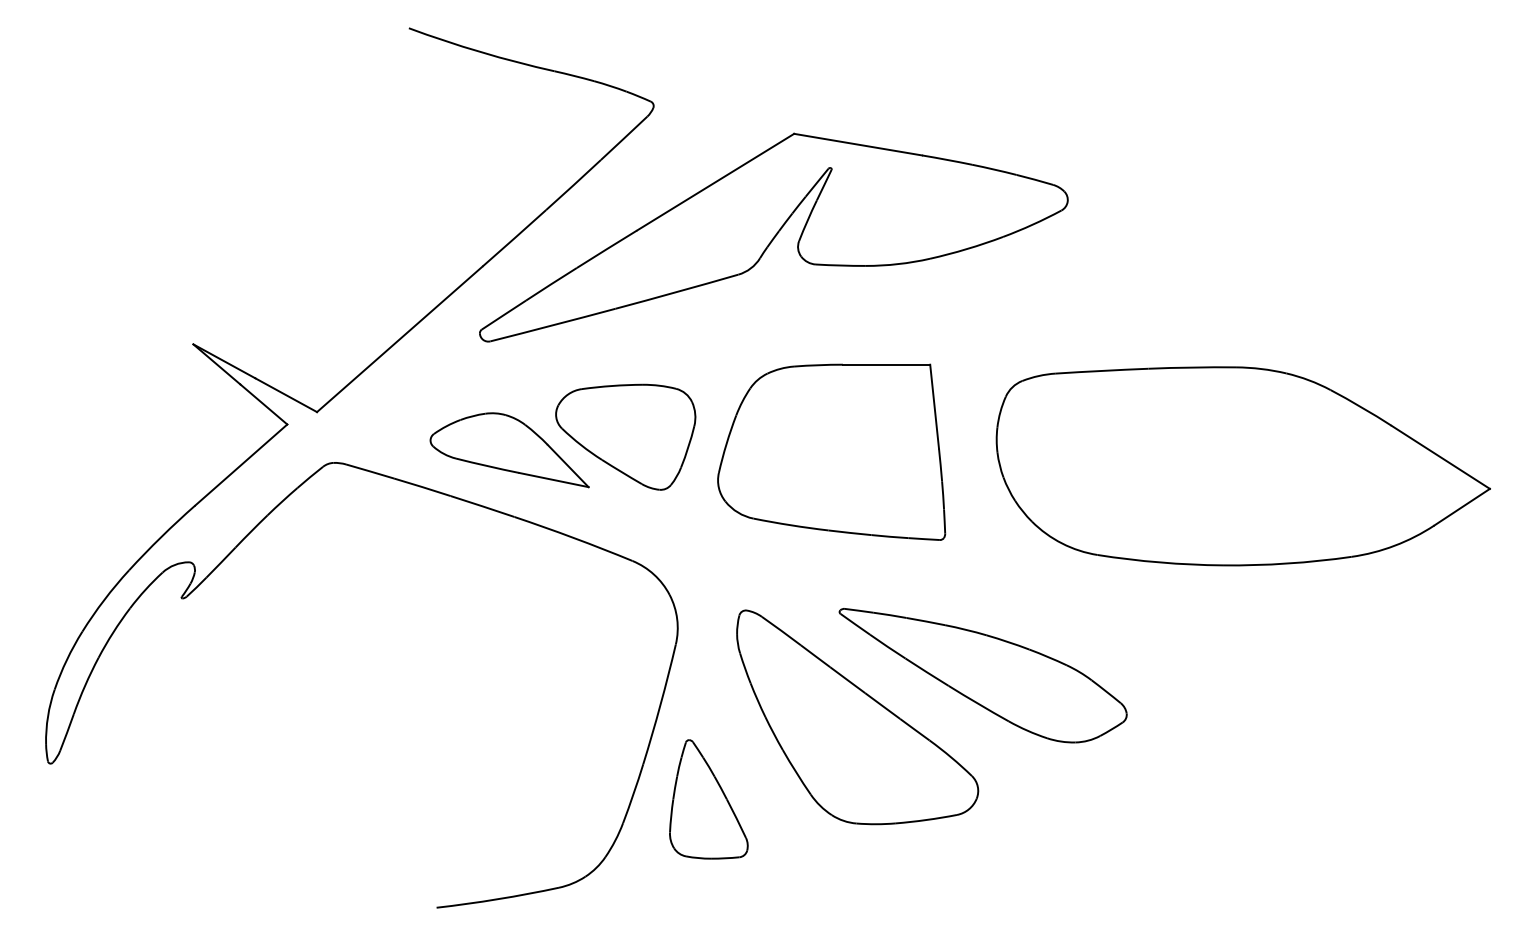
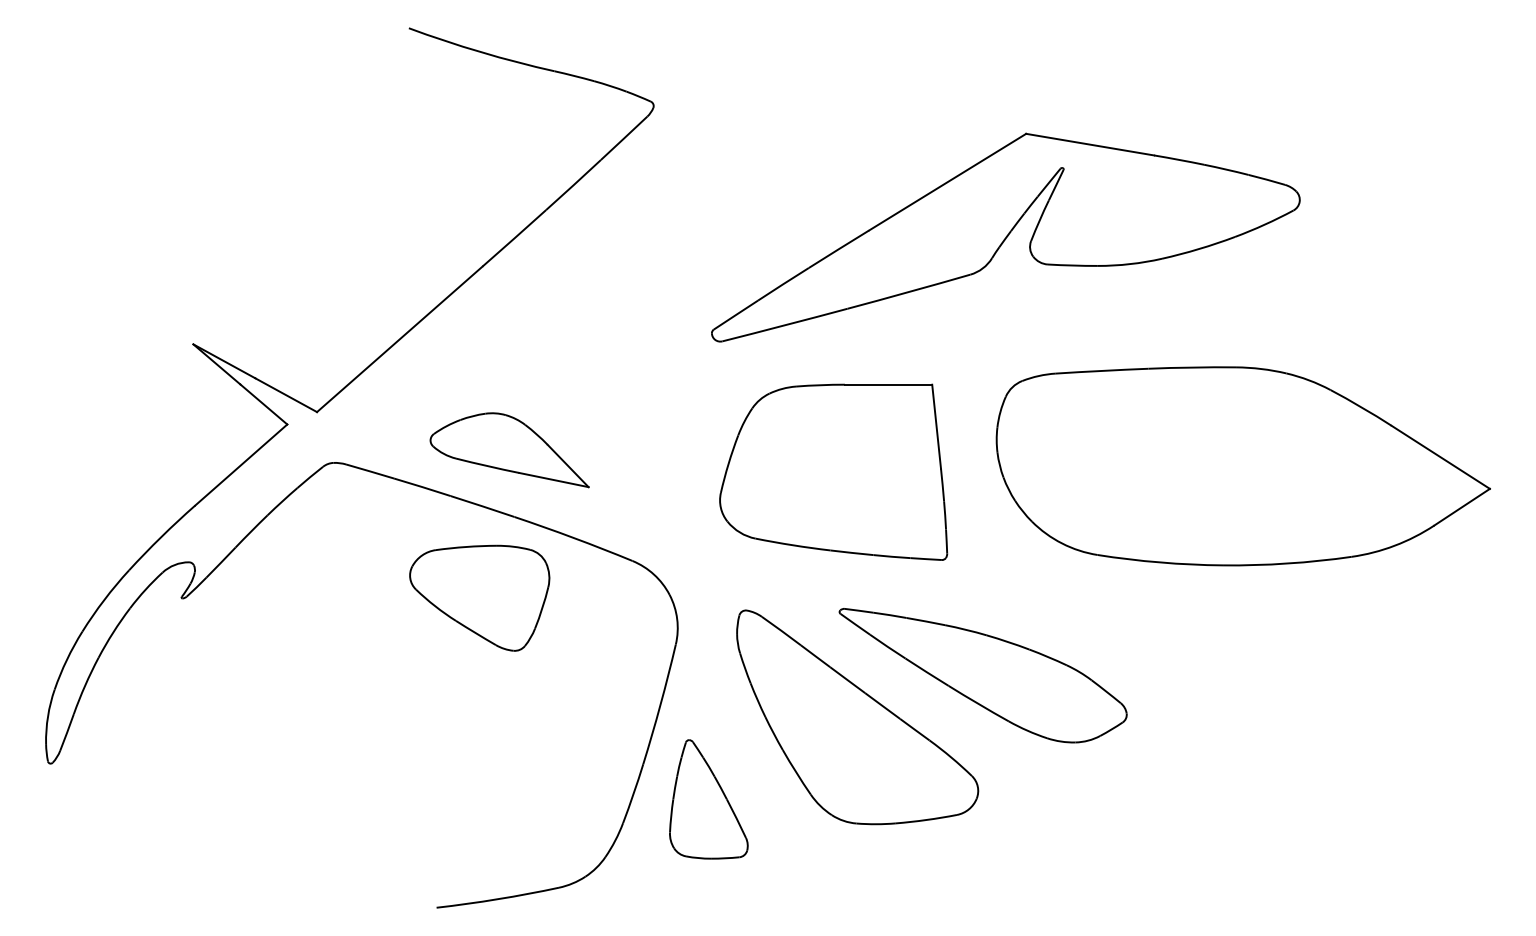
part position: (773, 237) -> (1005, 237) (1005, 237)
part position: (625, 436) -> (479, 597) (479, 597)
part position: (831, 451) -> (833, 471) (833, 471)
